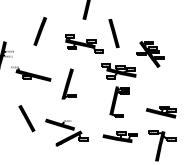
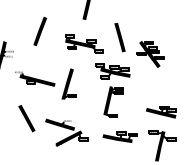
line position: (113, 33) -> (119, 37) (119, 37)
part position: (31, 73) -> (35, 78) (35, 78)
part position: (118, 90) -> (112, 90) (112, 90)
